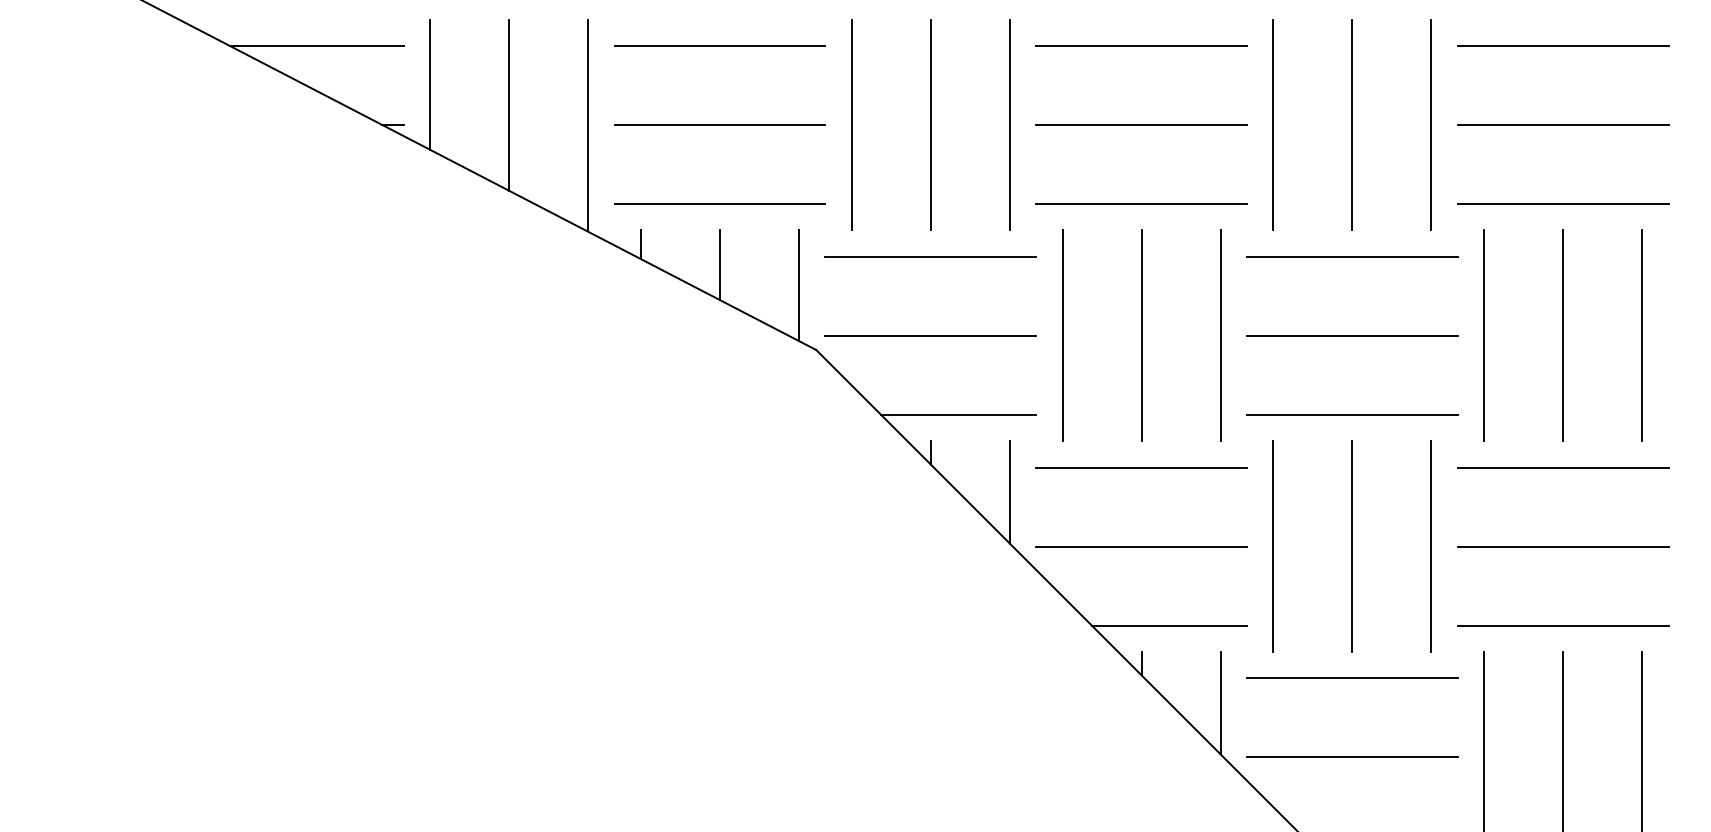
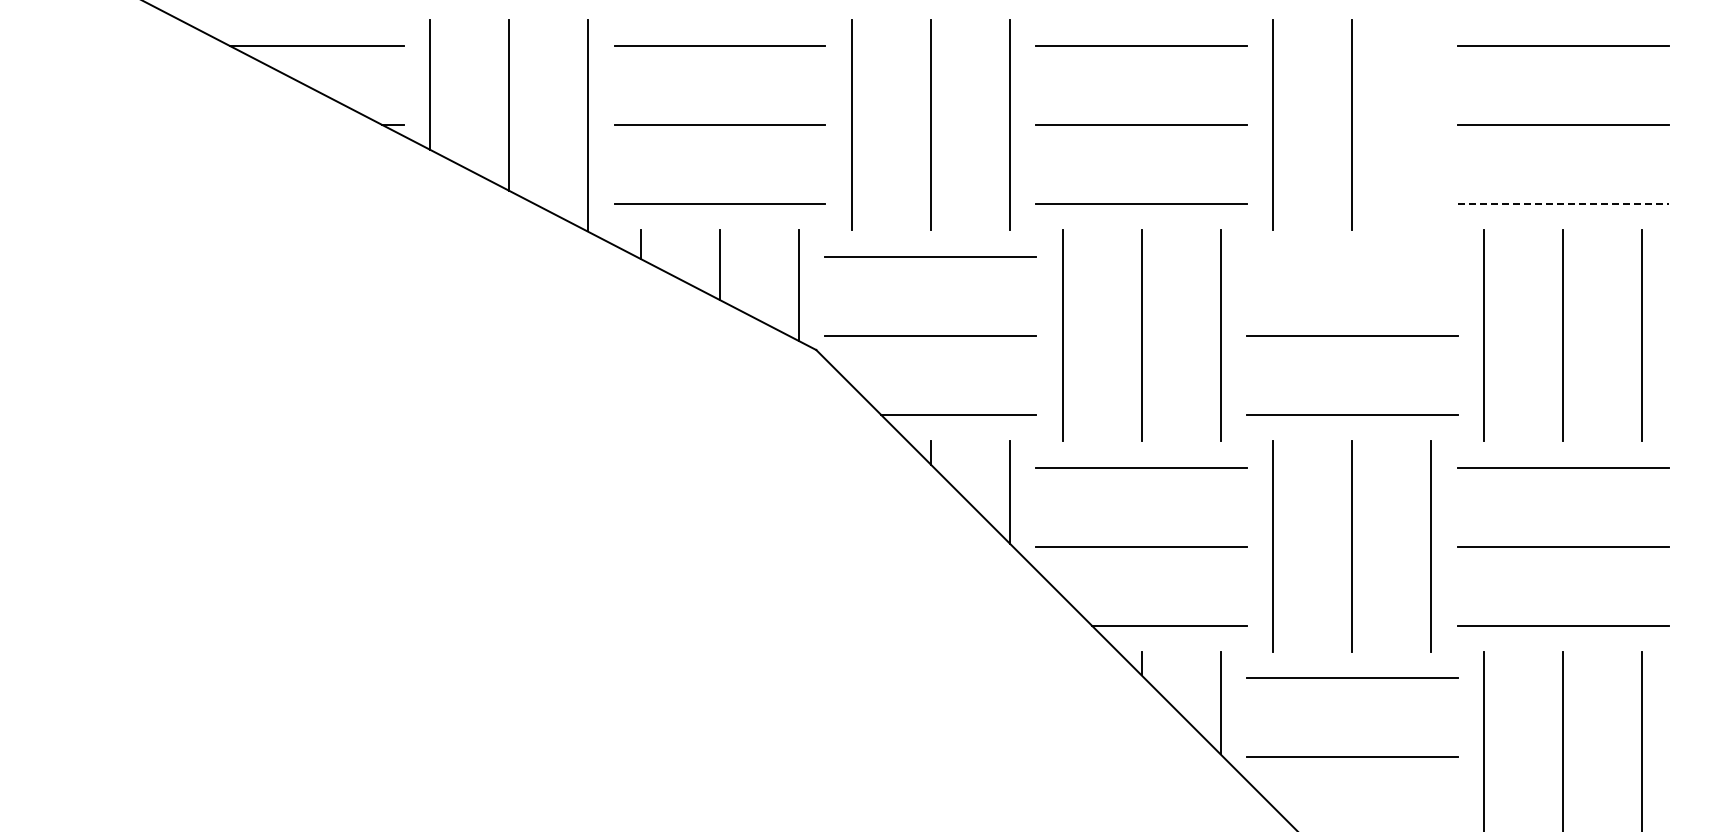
line: present -> none (1431, 124)
line: solid -> dashed (1563, 204)
line: present -> none (1351, 256)
